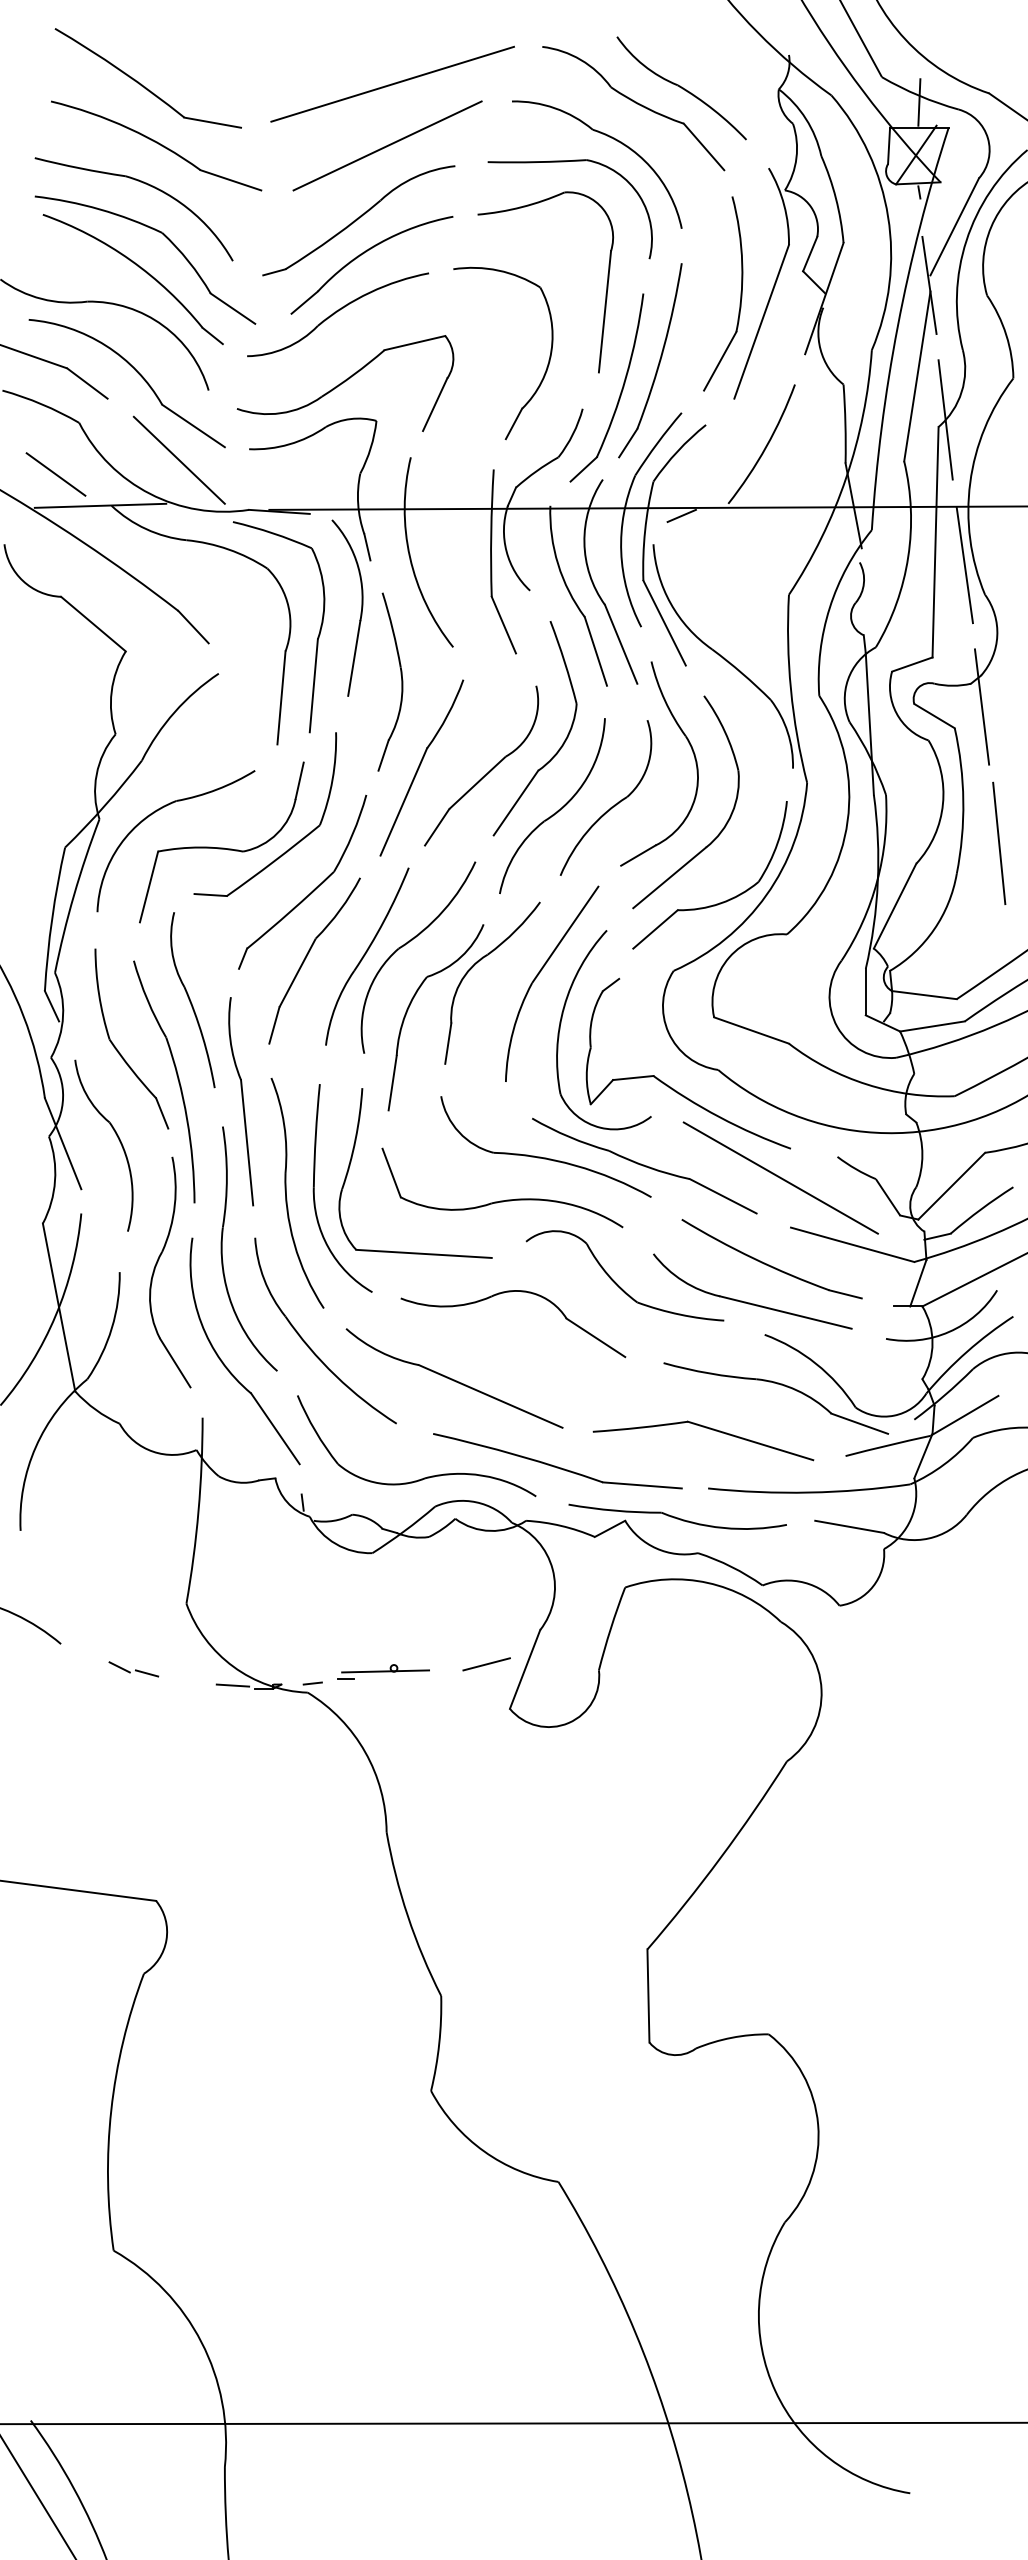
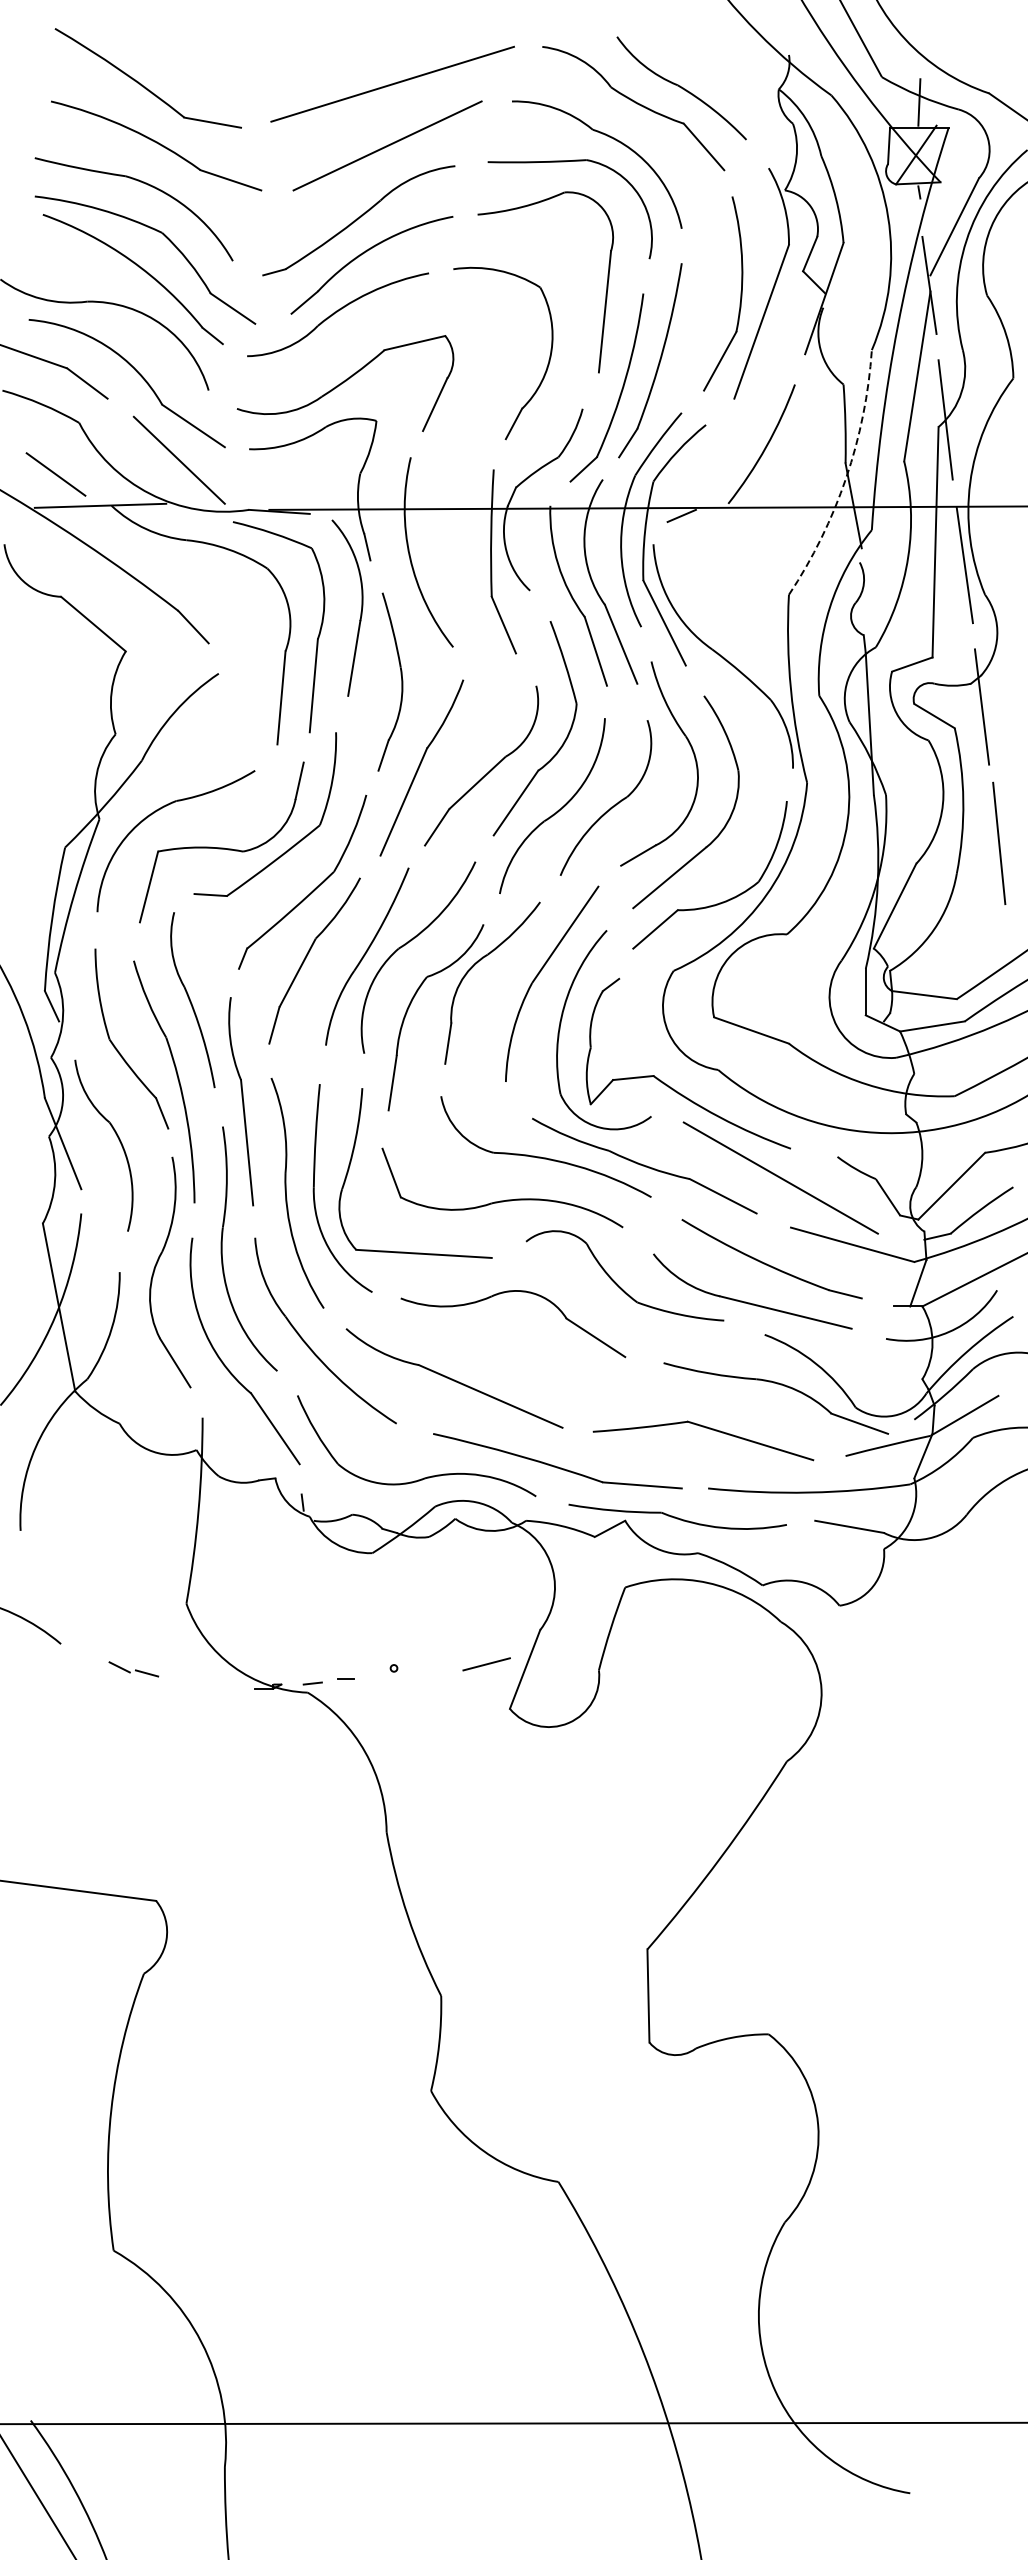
arc: solid -> dashed (846, 477)
line: present -> none (385, 1671)
line: present -> none (232, 1685)
